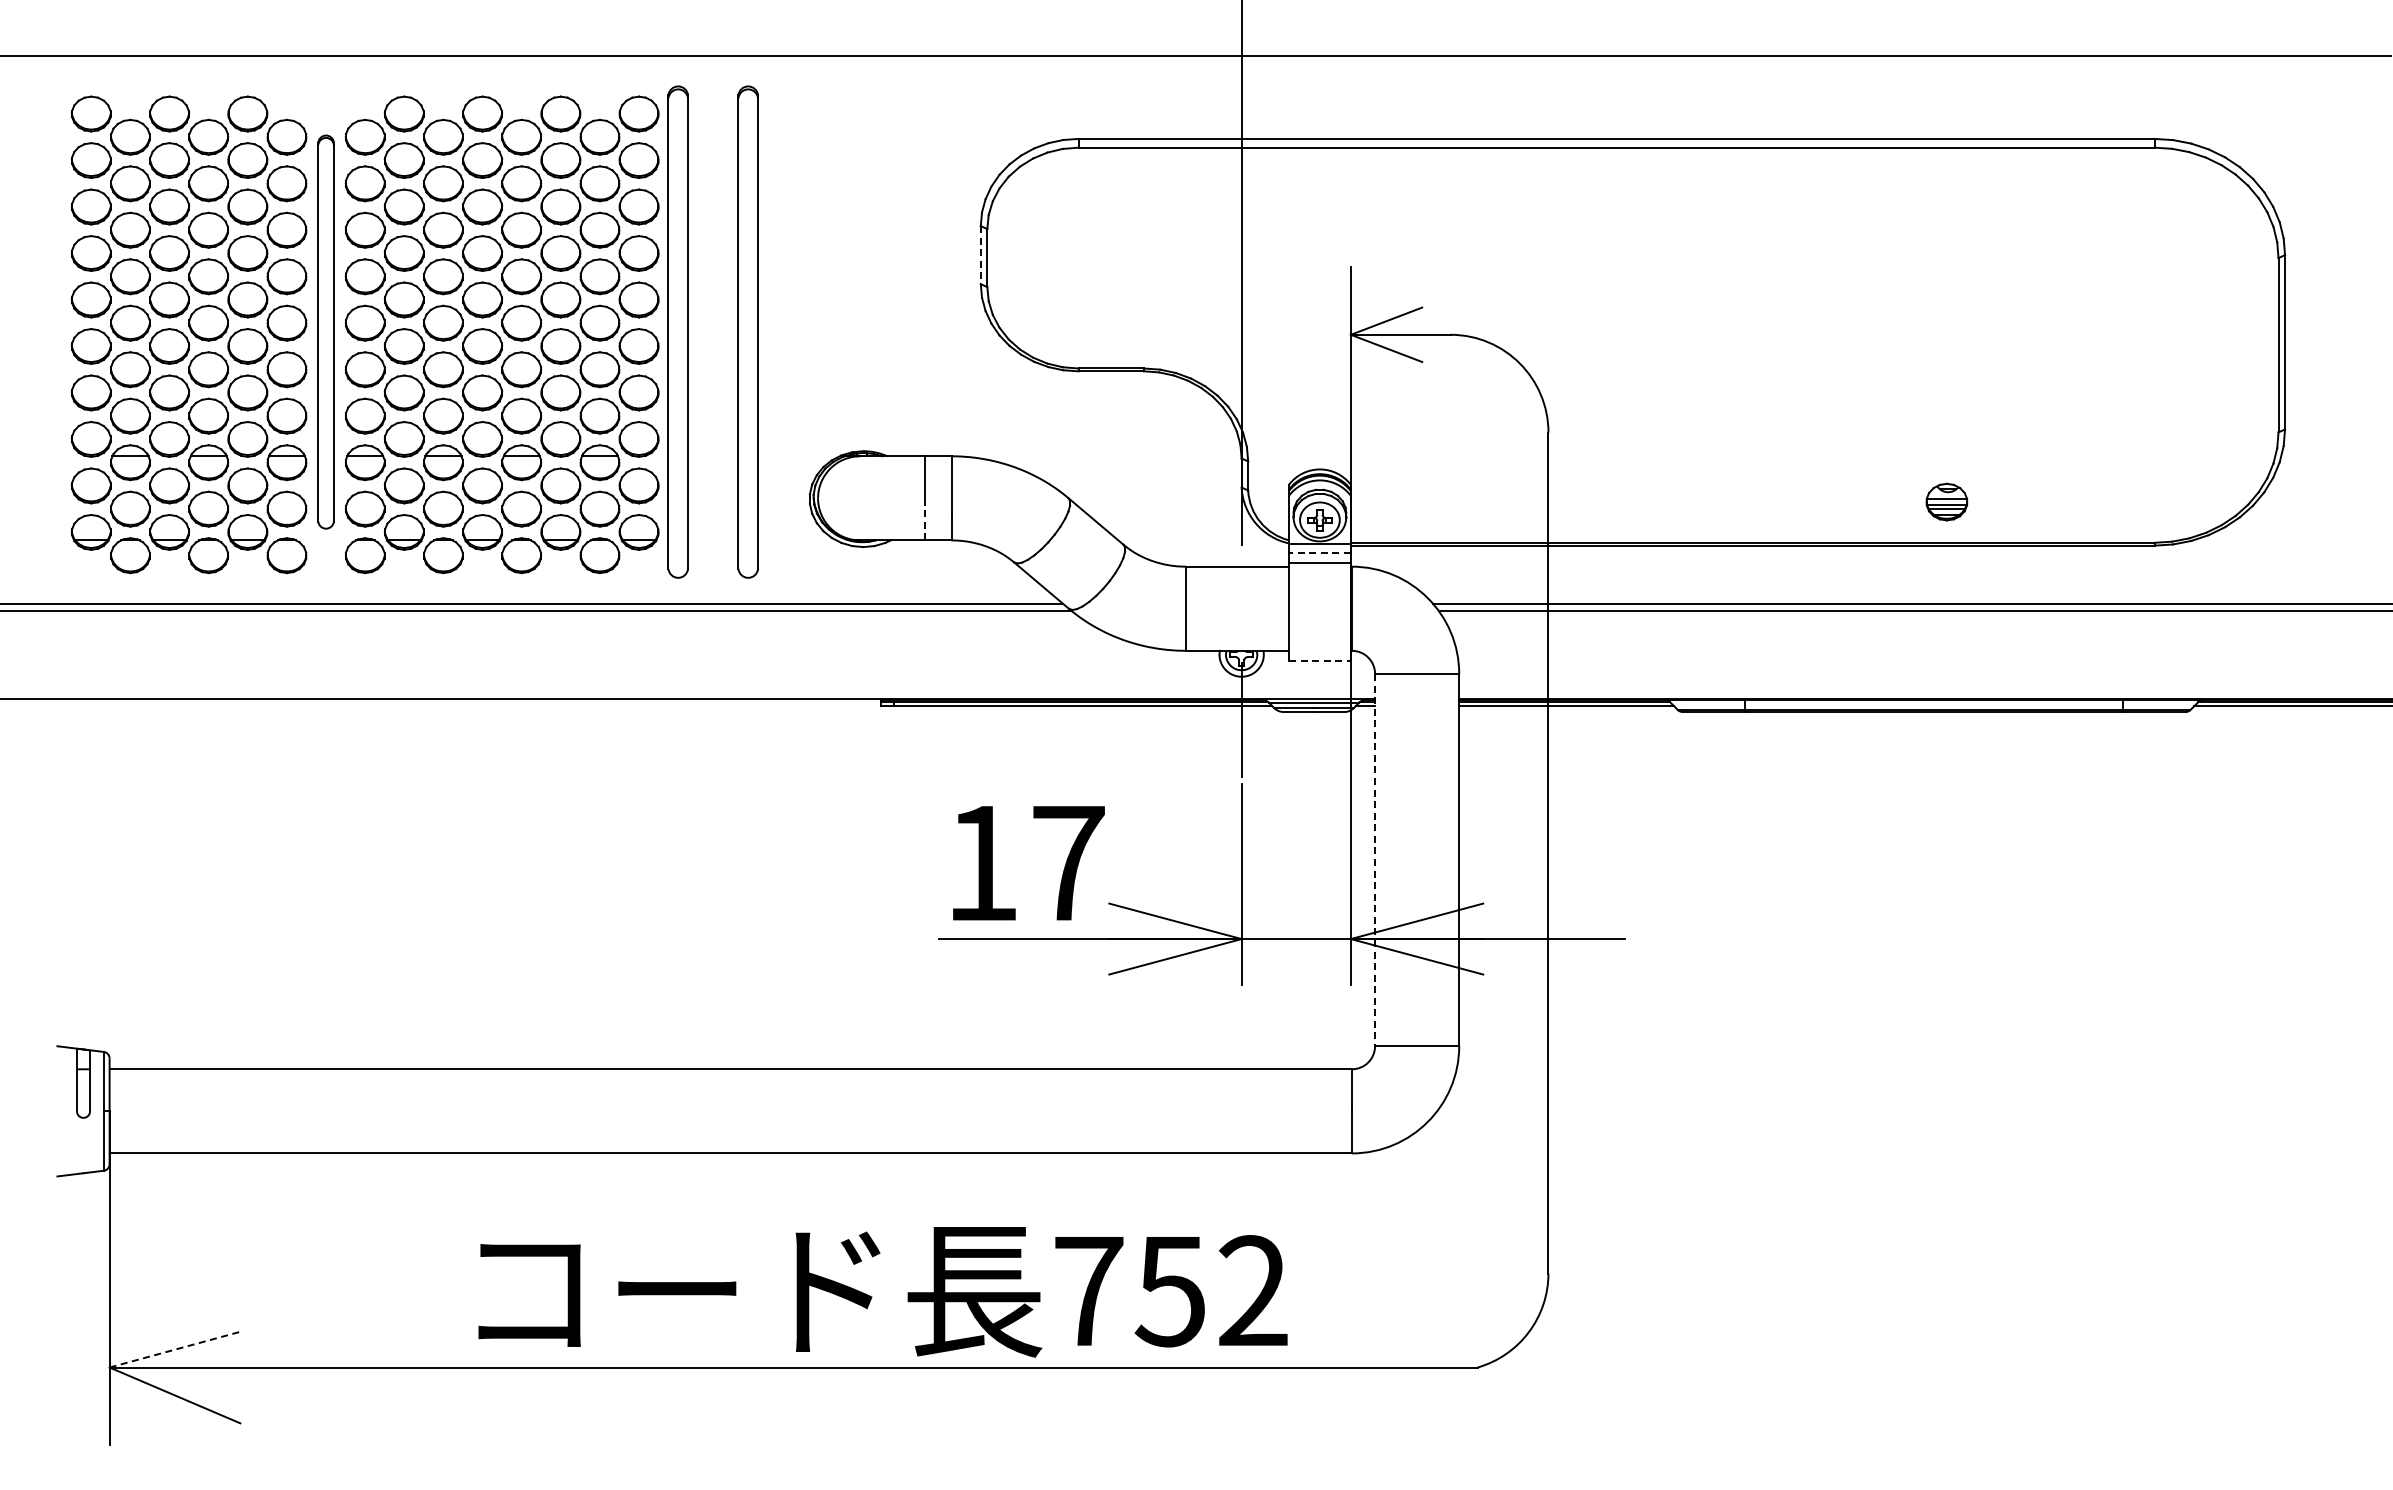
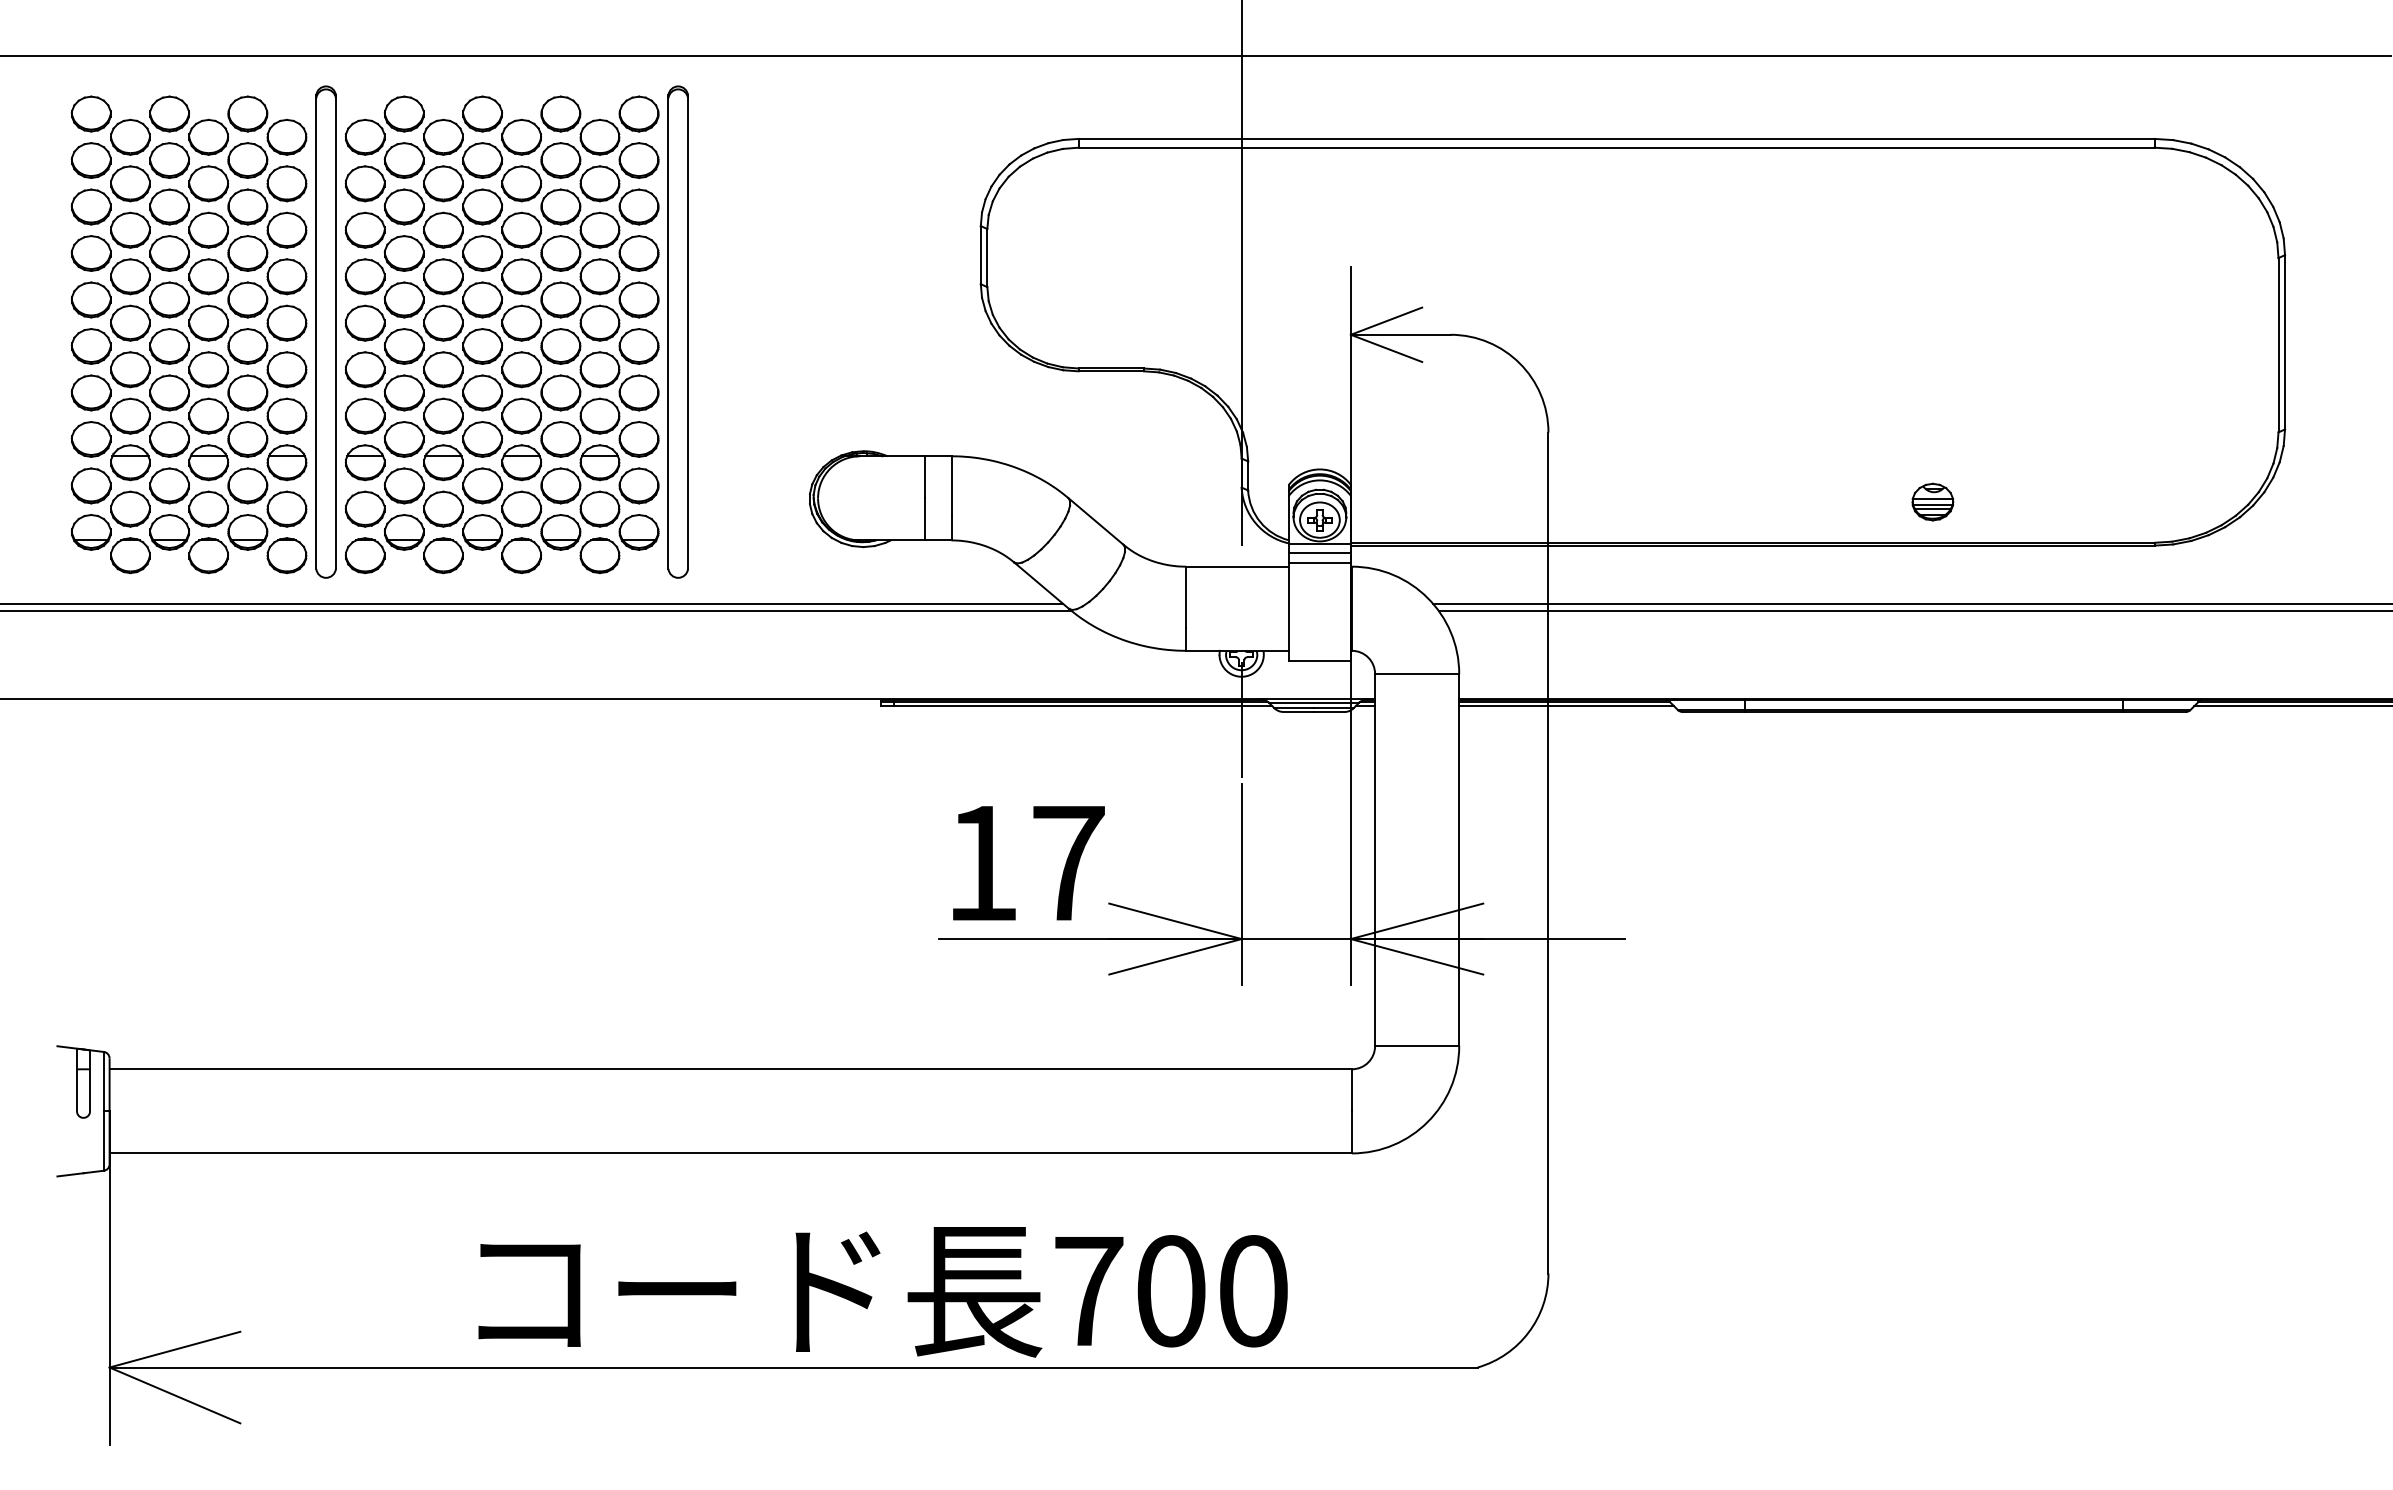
line: dashed -> solid (980, 255)
part size: 18x396 px -> 22x494 px (325, 331)
part: present -> none (747, 331)
part position: (1946, 501) -> (1932, 501) (1932, 501)
line: dashed -> solid (925, 518)
line: dashed -> solid (1319, 552)
line: dashed -> solid (1319, 660)
line: dashed -> solid (1375, 860)
text: 752 -> 700 (1210, 1291)
line: dashed -> solid (174, 1349)
